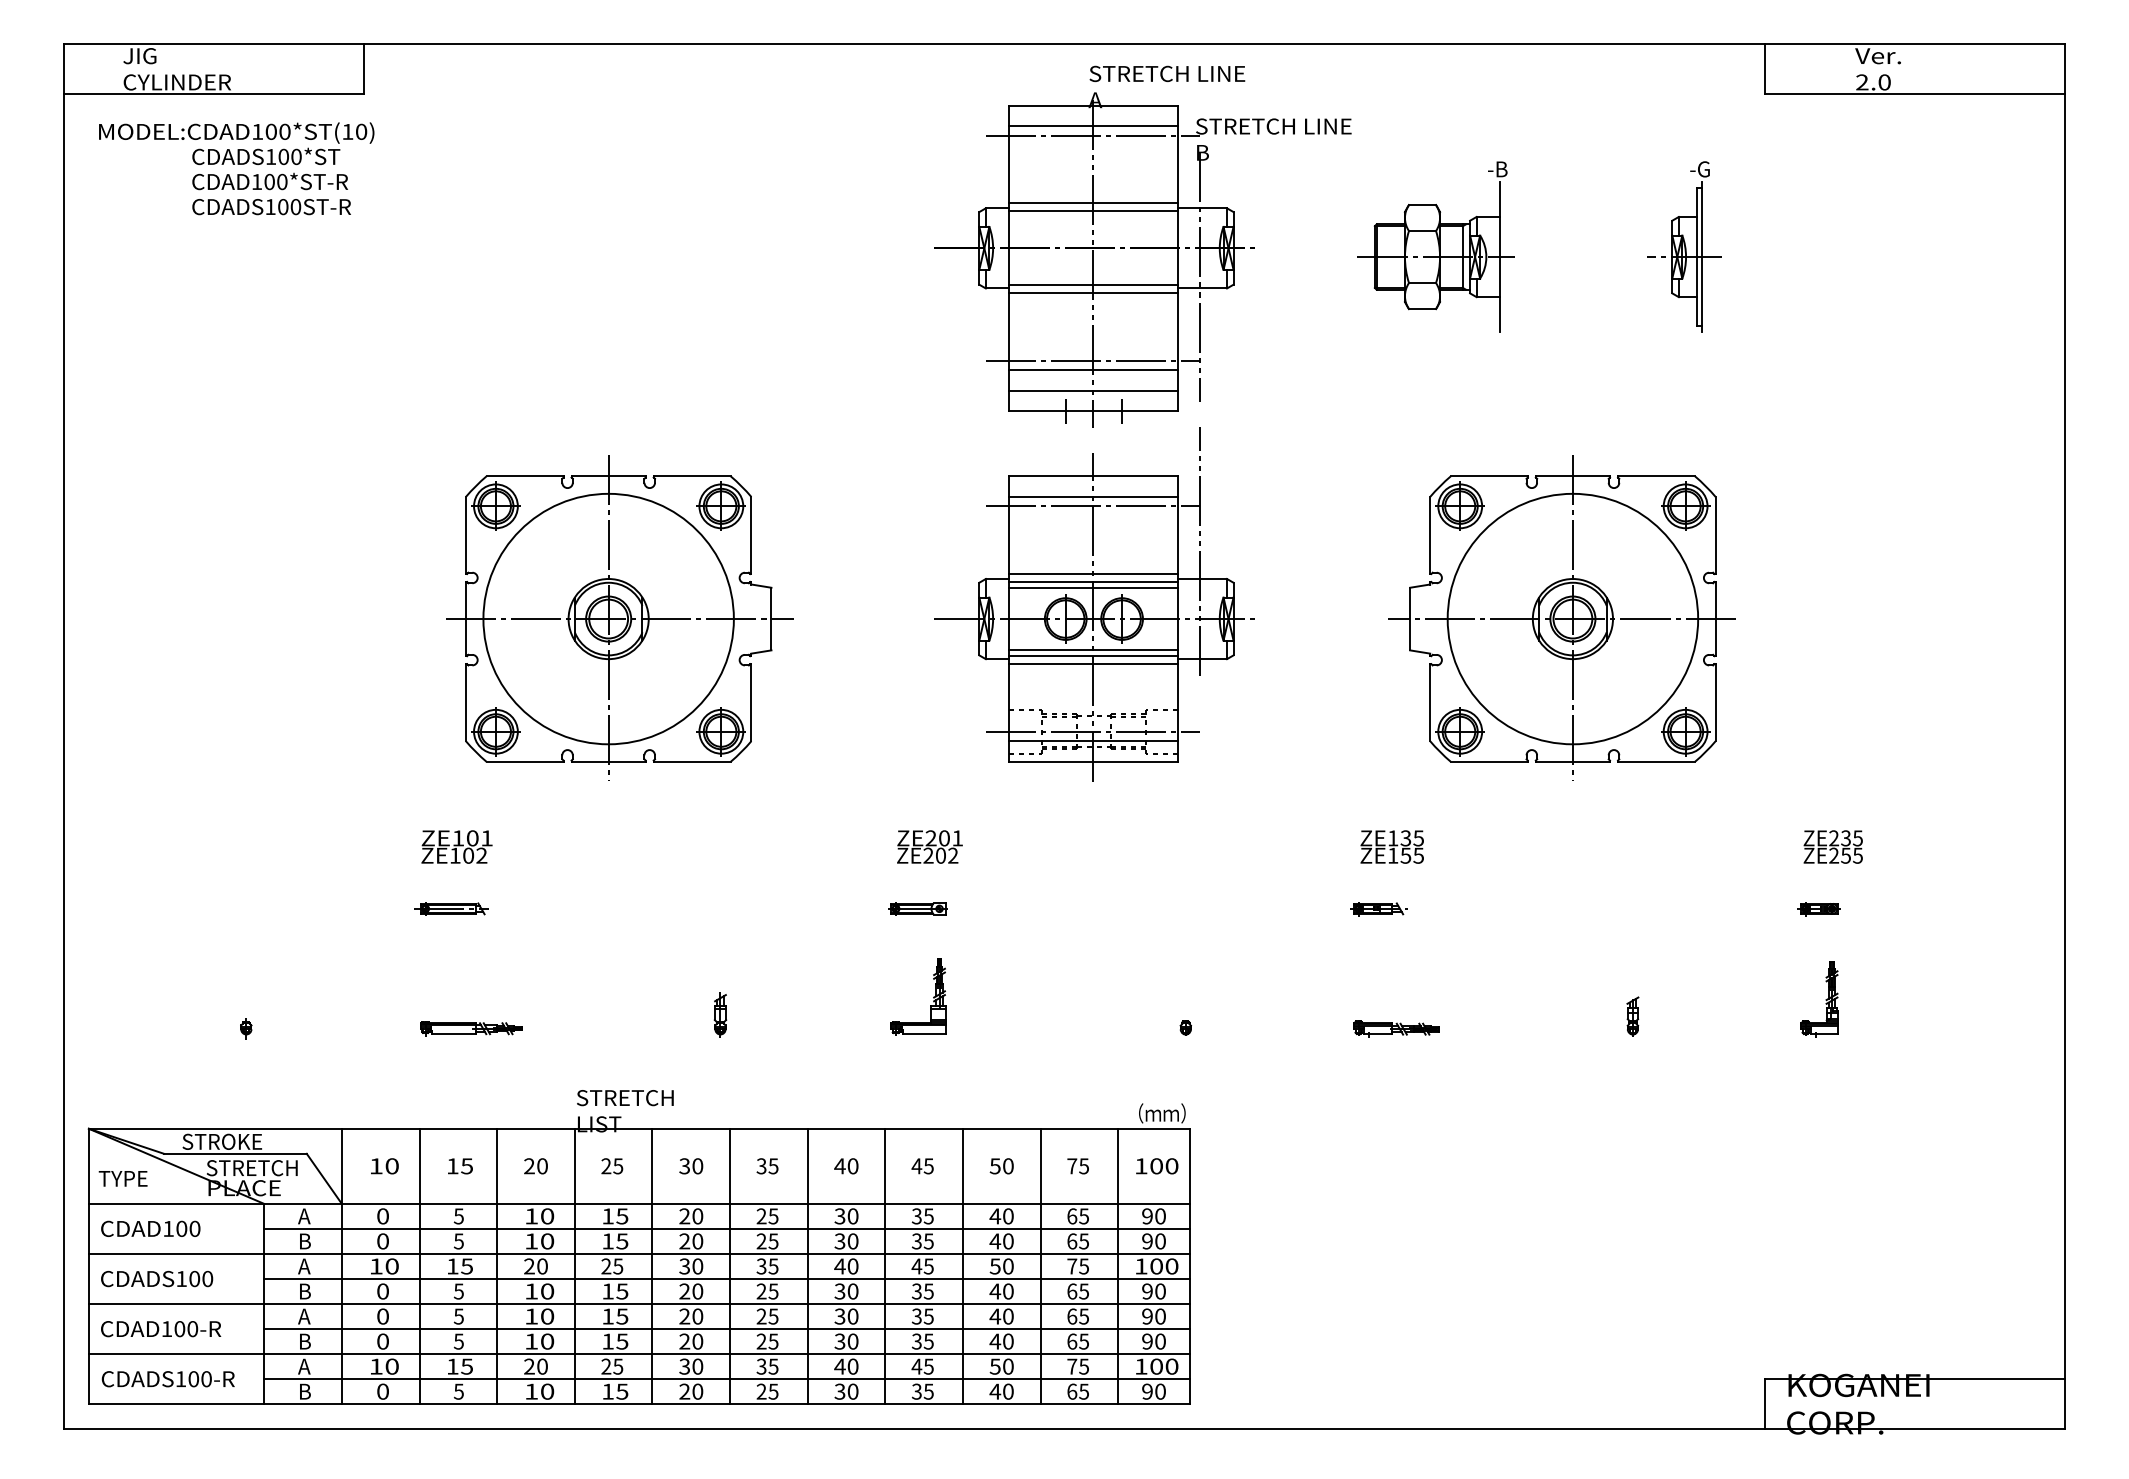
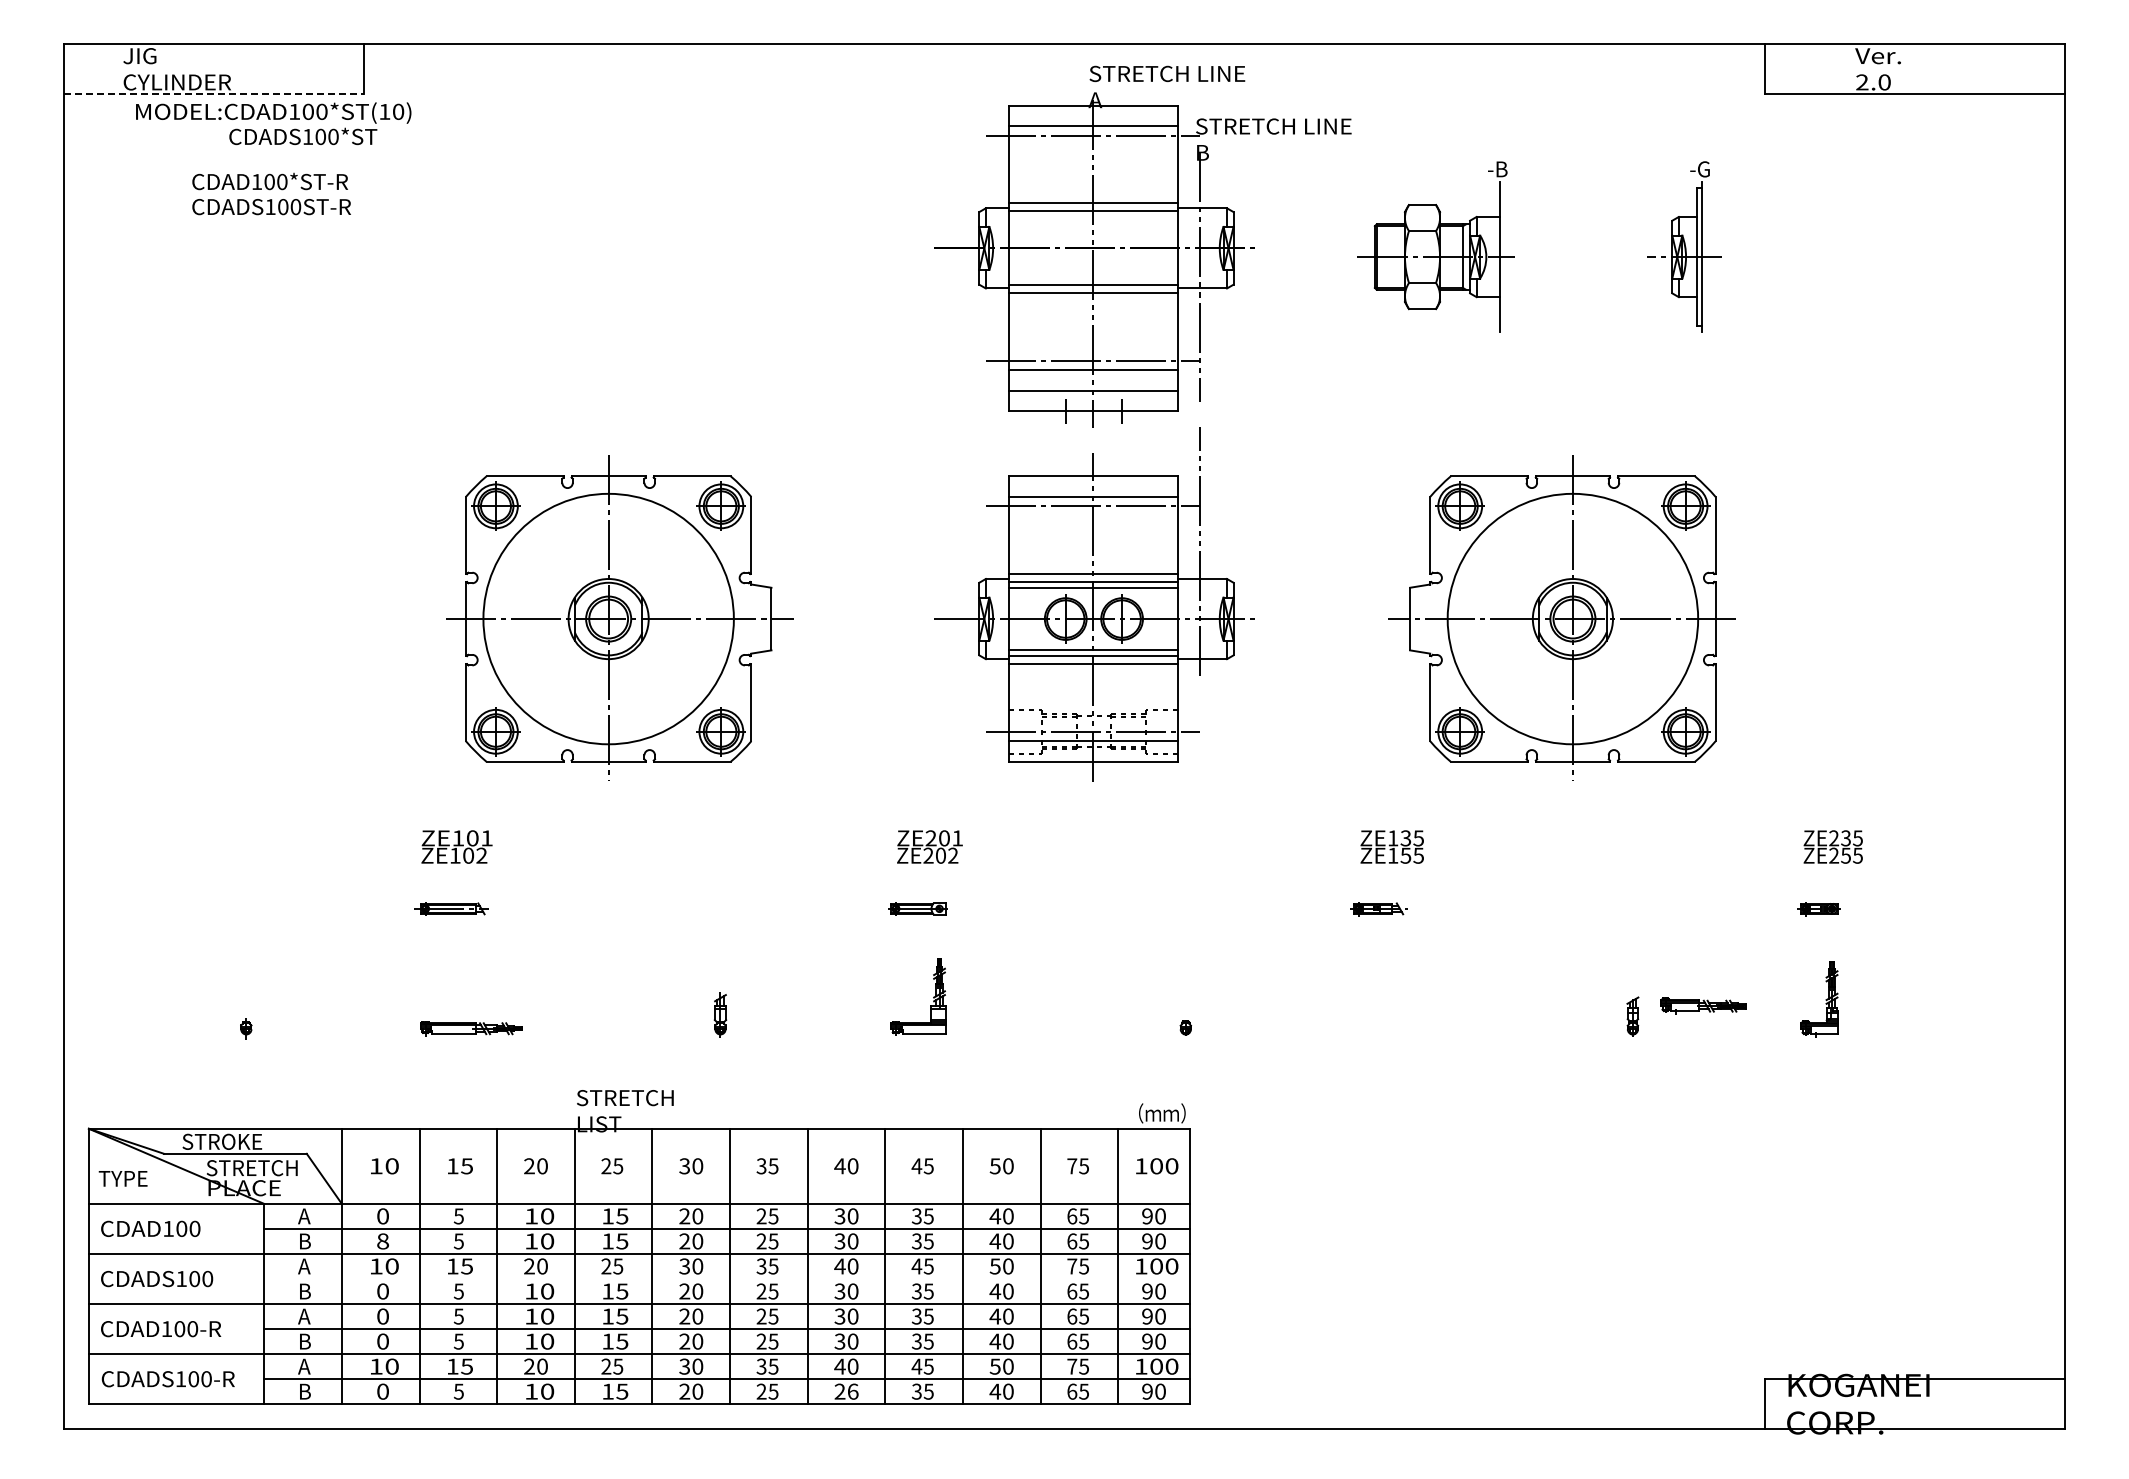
line: solid -> dashed (214, 94)
text position: (236, 143) -> (273, 123) (273, 123)
part position: (1396, 1028) -> (1703, 1005) (1703, 1005)
text: 0 -> 8 (383, 1241)
line: present -> none (726, 1279)
text: 30 -> 26 (846, 1391)
